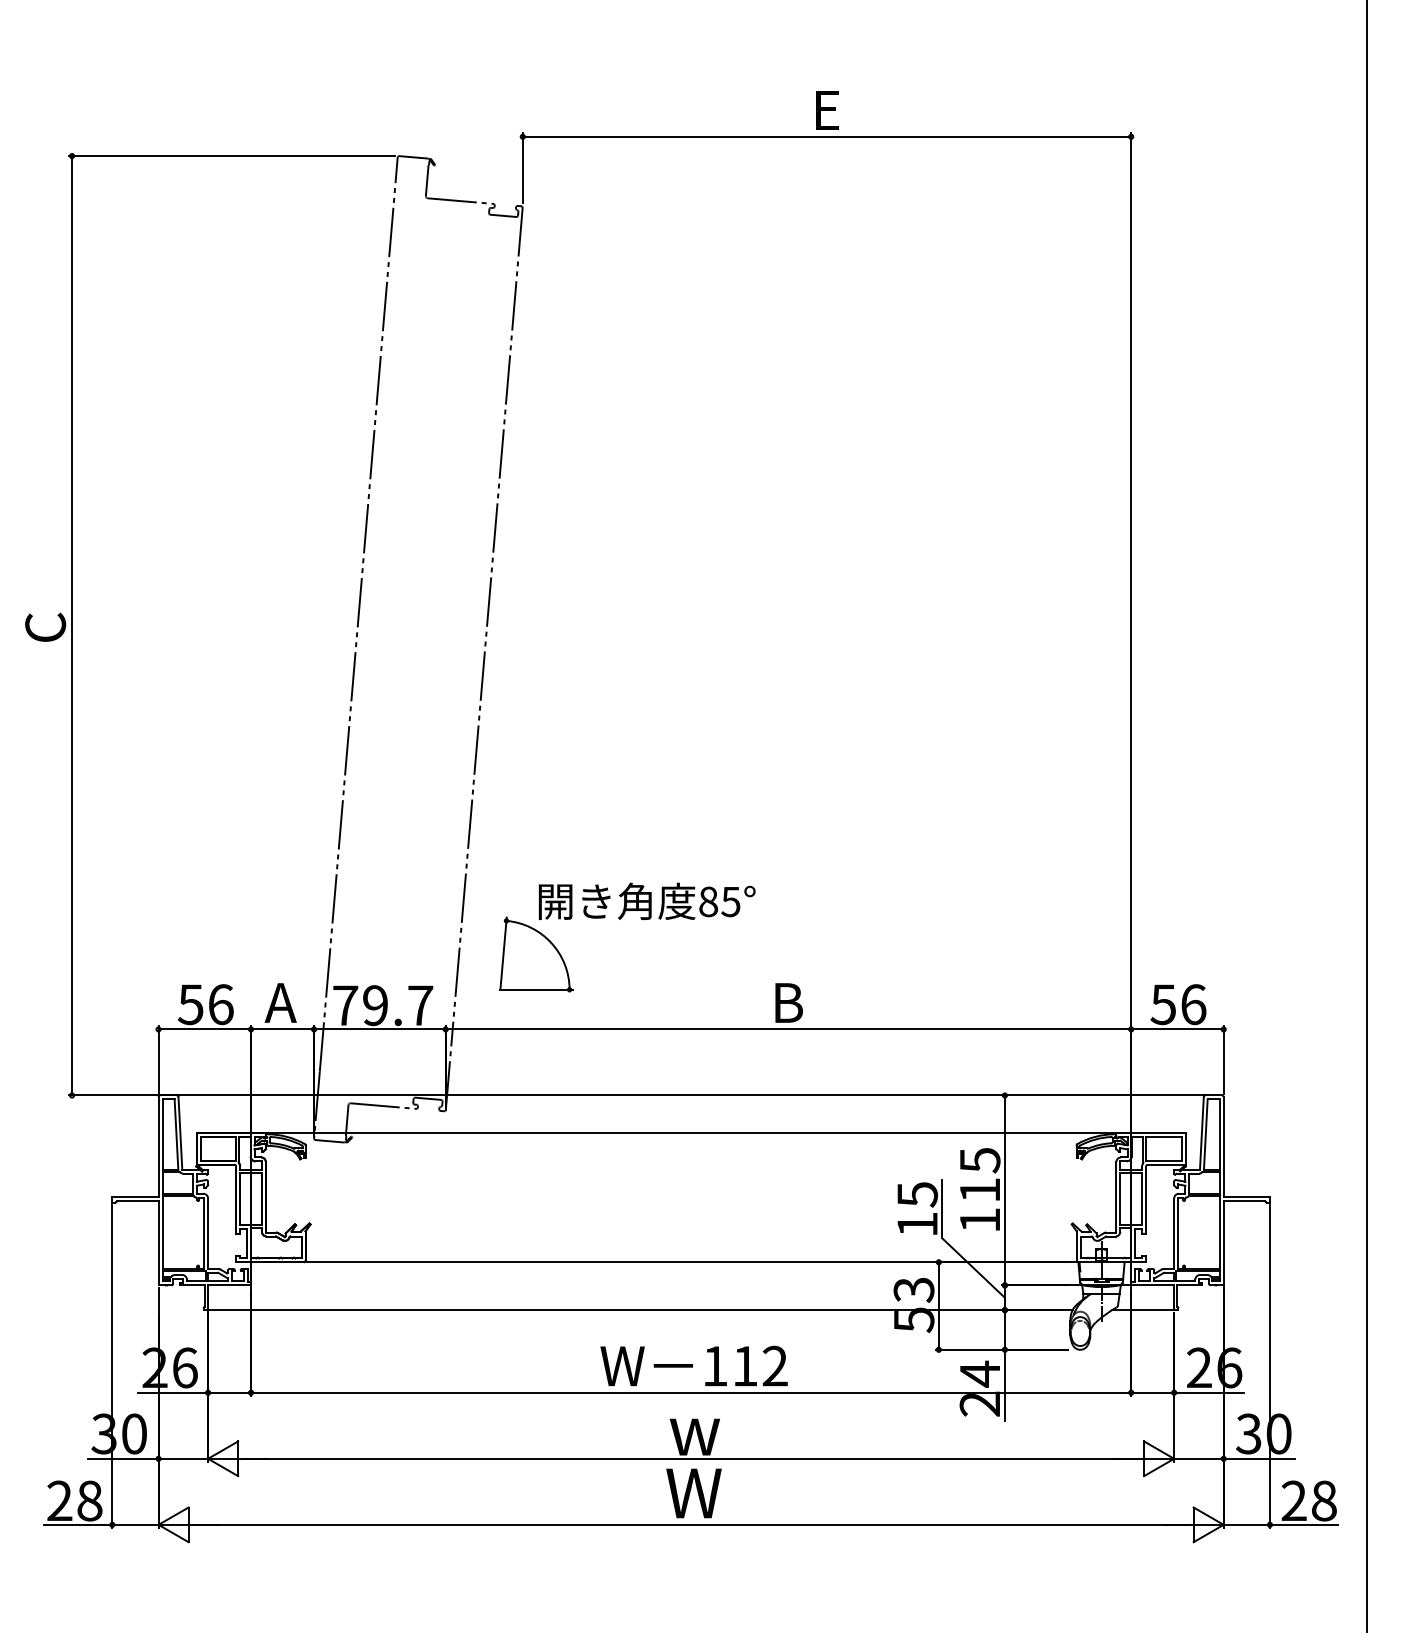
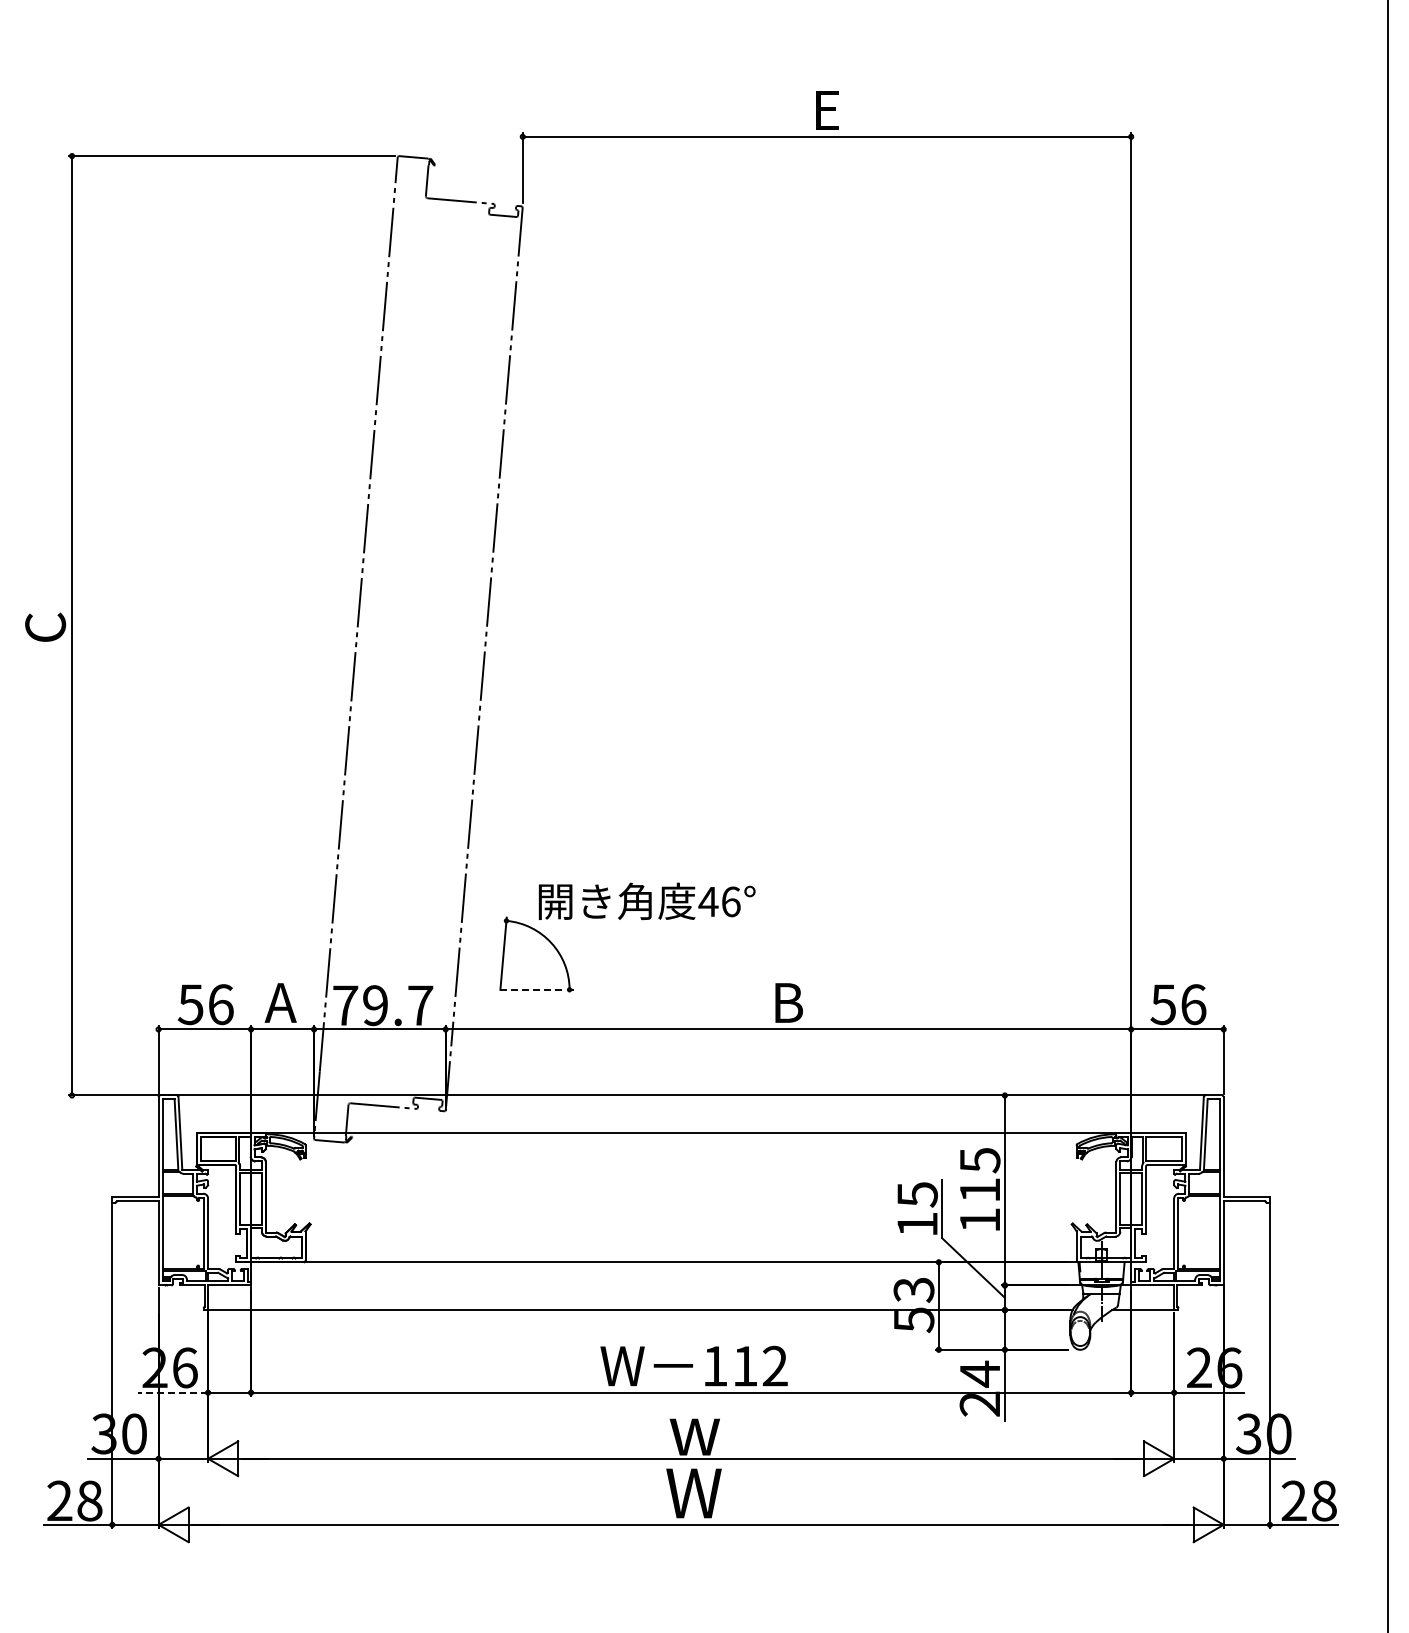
line position: (1366, 815) -> (1387, 815) (1387, 815)
text: 85° -> 46° (719, 901)
line: solid -> dashed (533, 989)
line: solid -> dashed (173, 1392)
